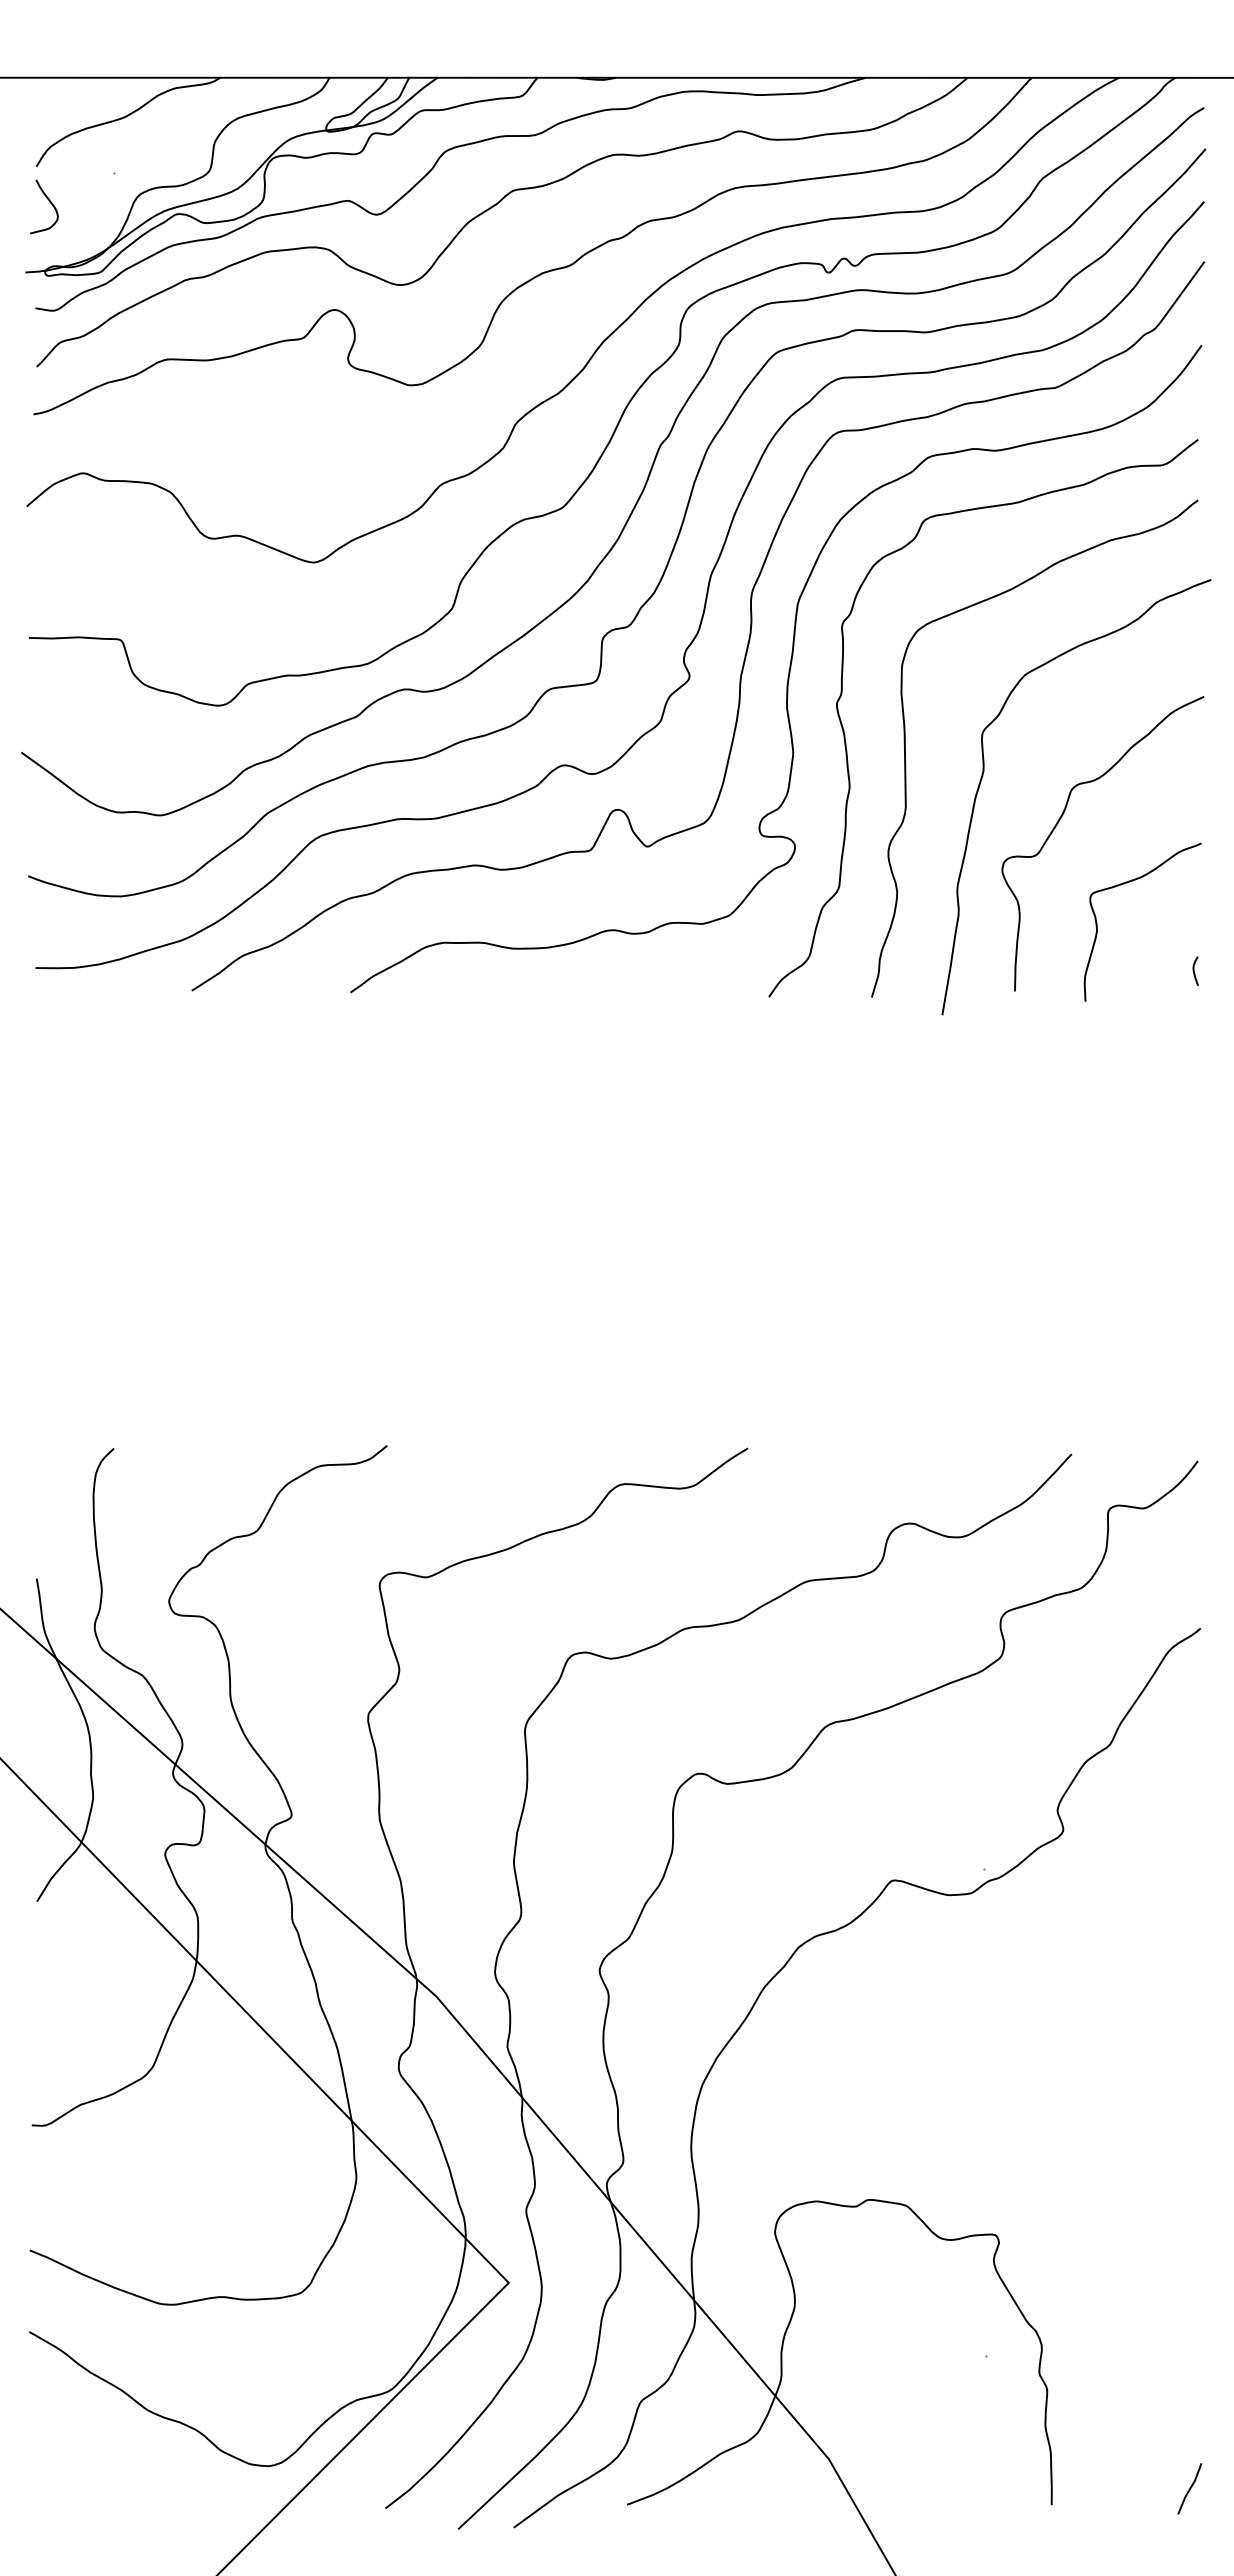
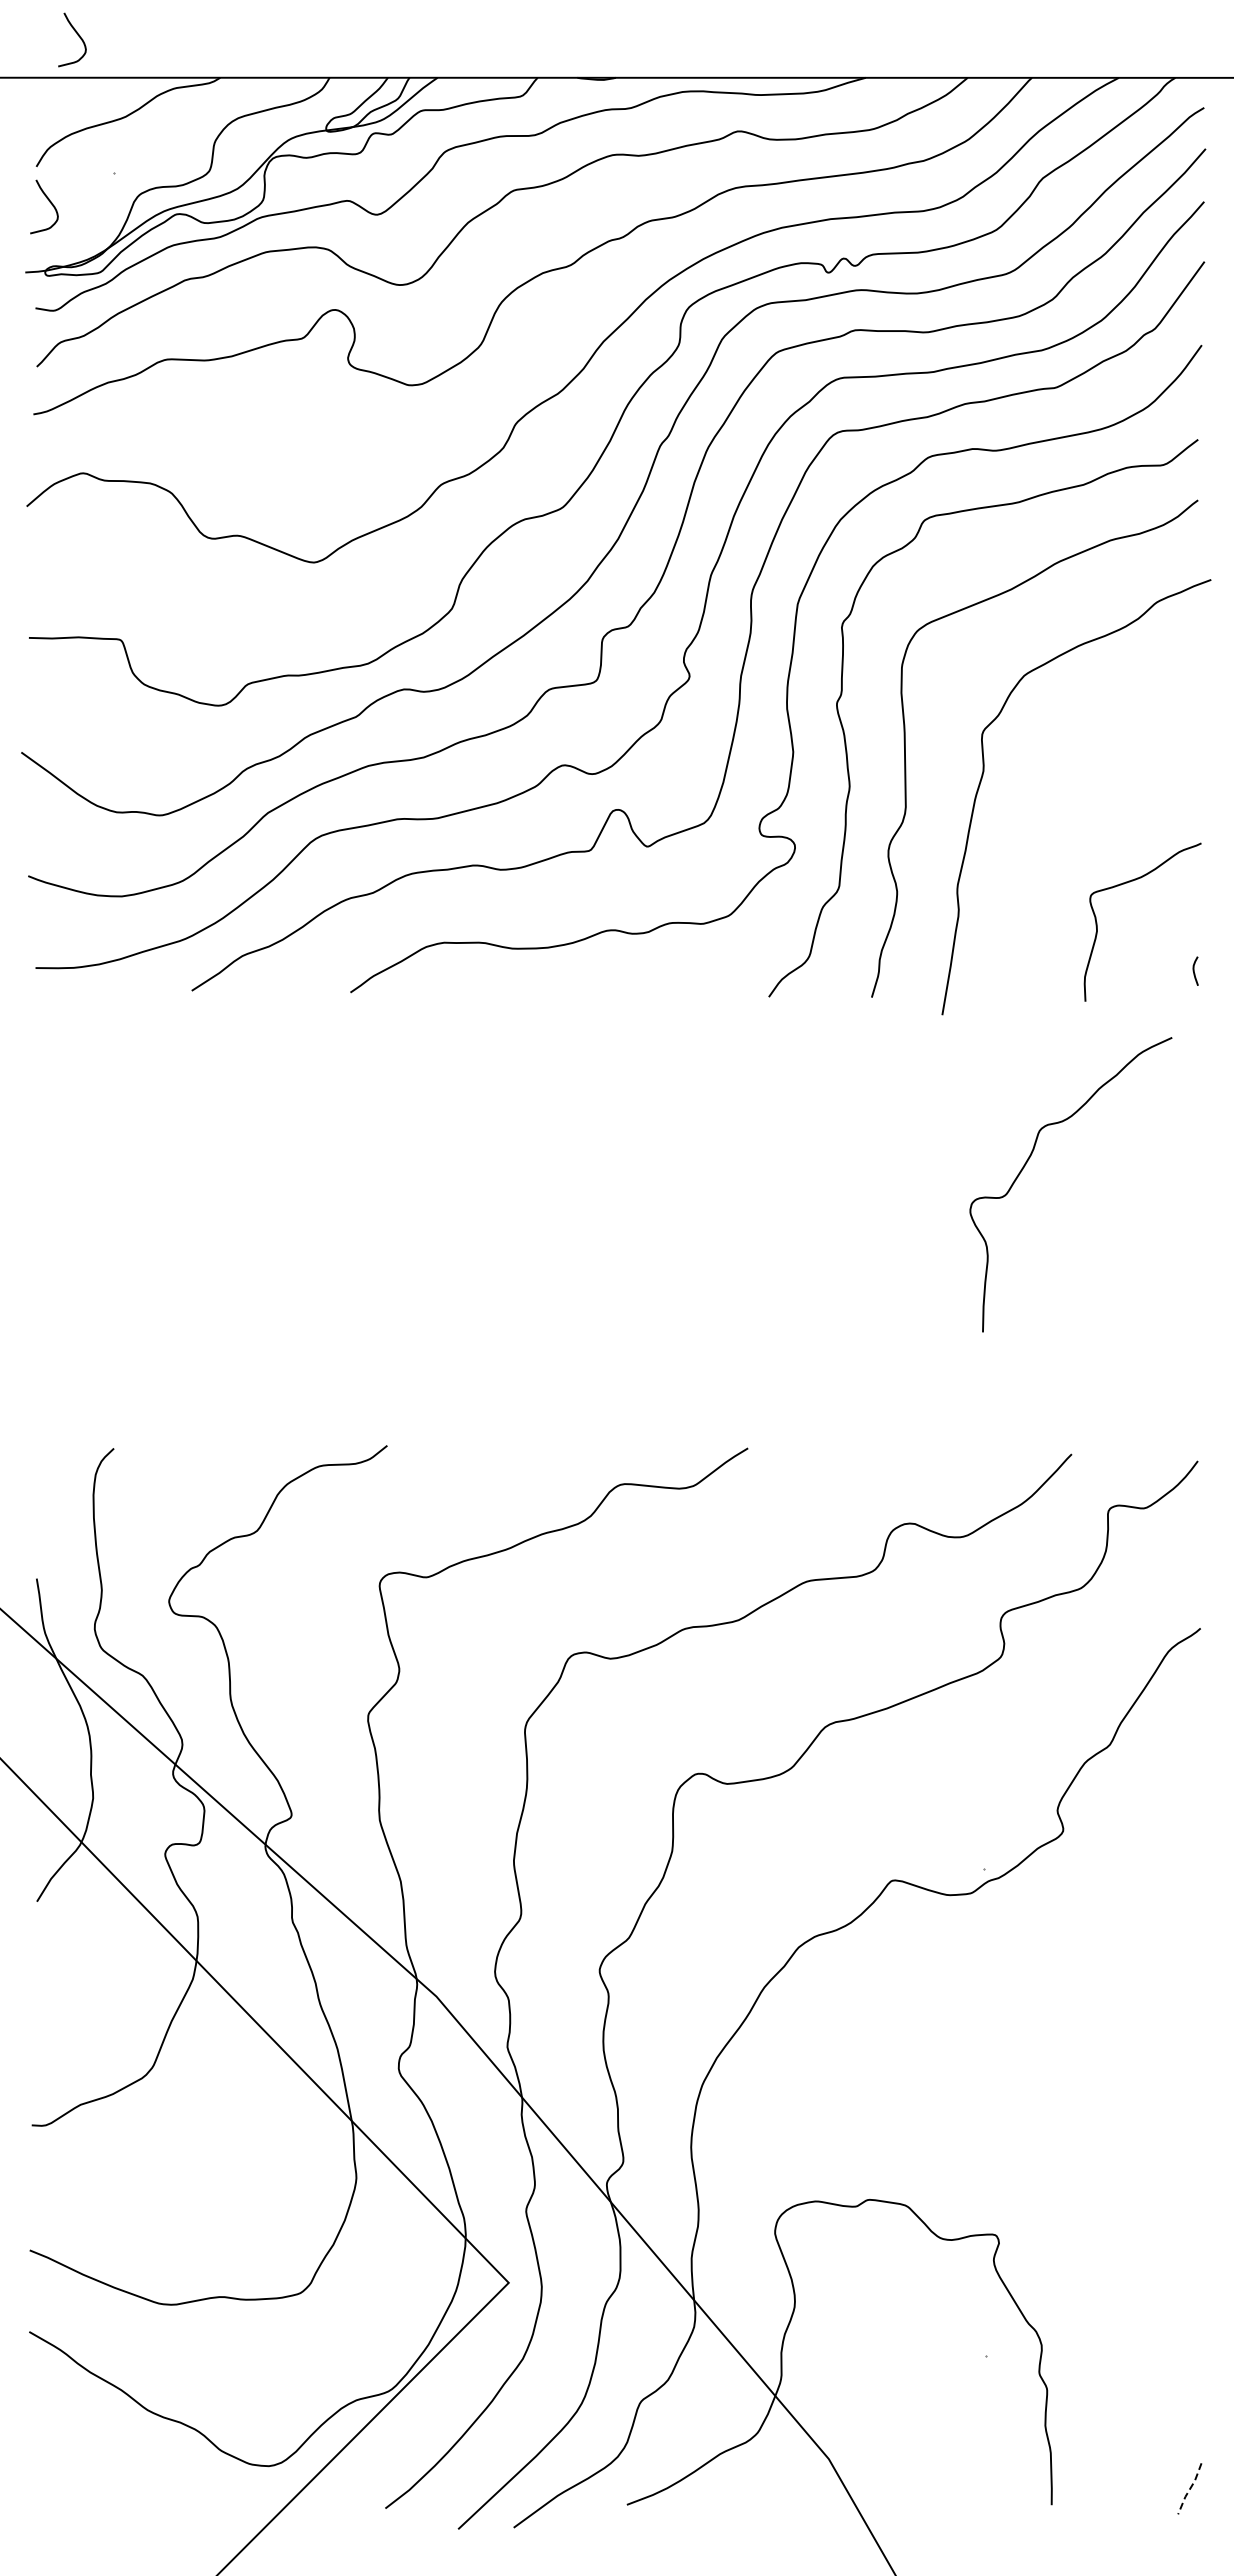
curve: none -> present (77, 35)
curve position: (1060, 820) -> (1028, 1161) (1028, 1161)
line: solid -> dashed (1189, 2489)
